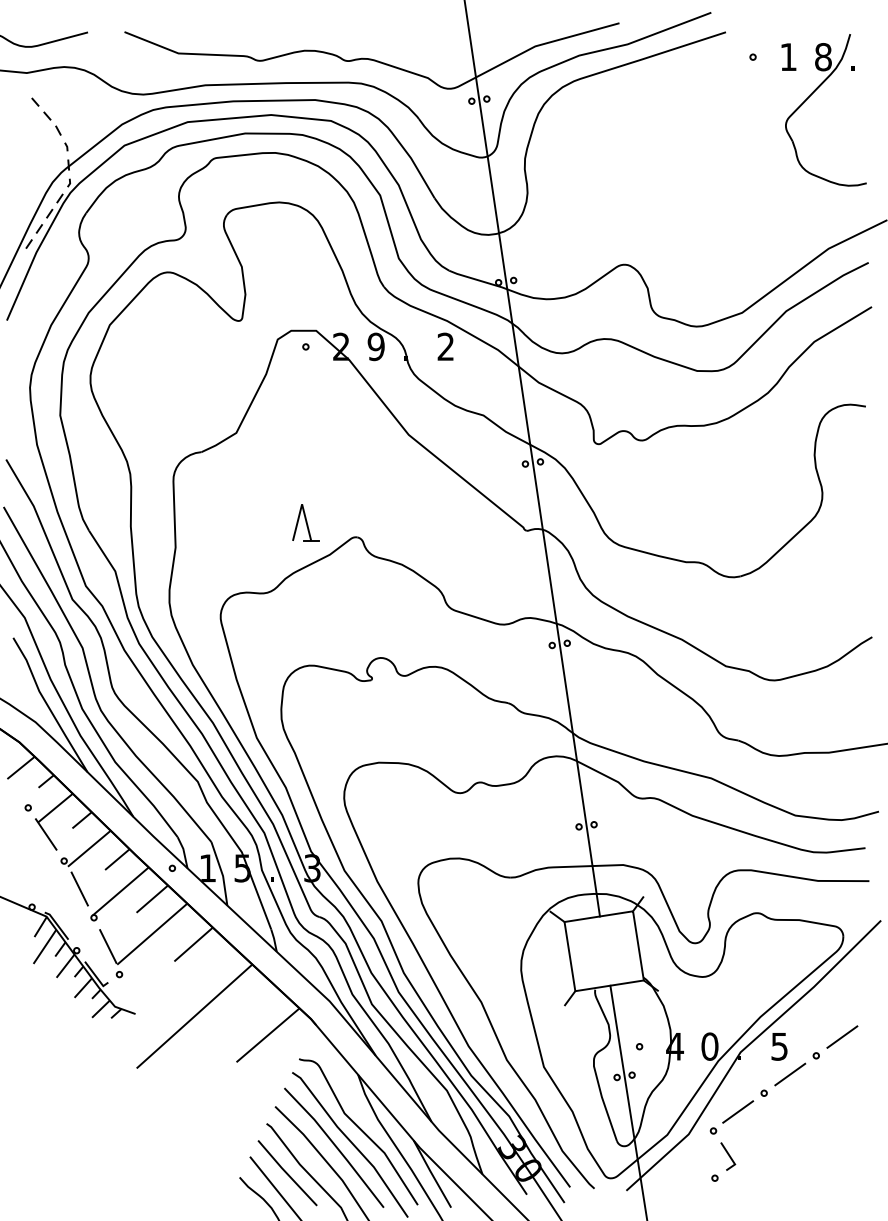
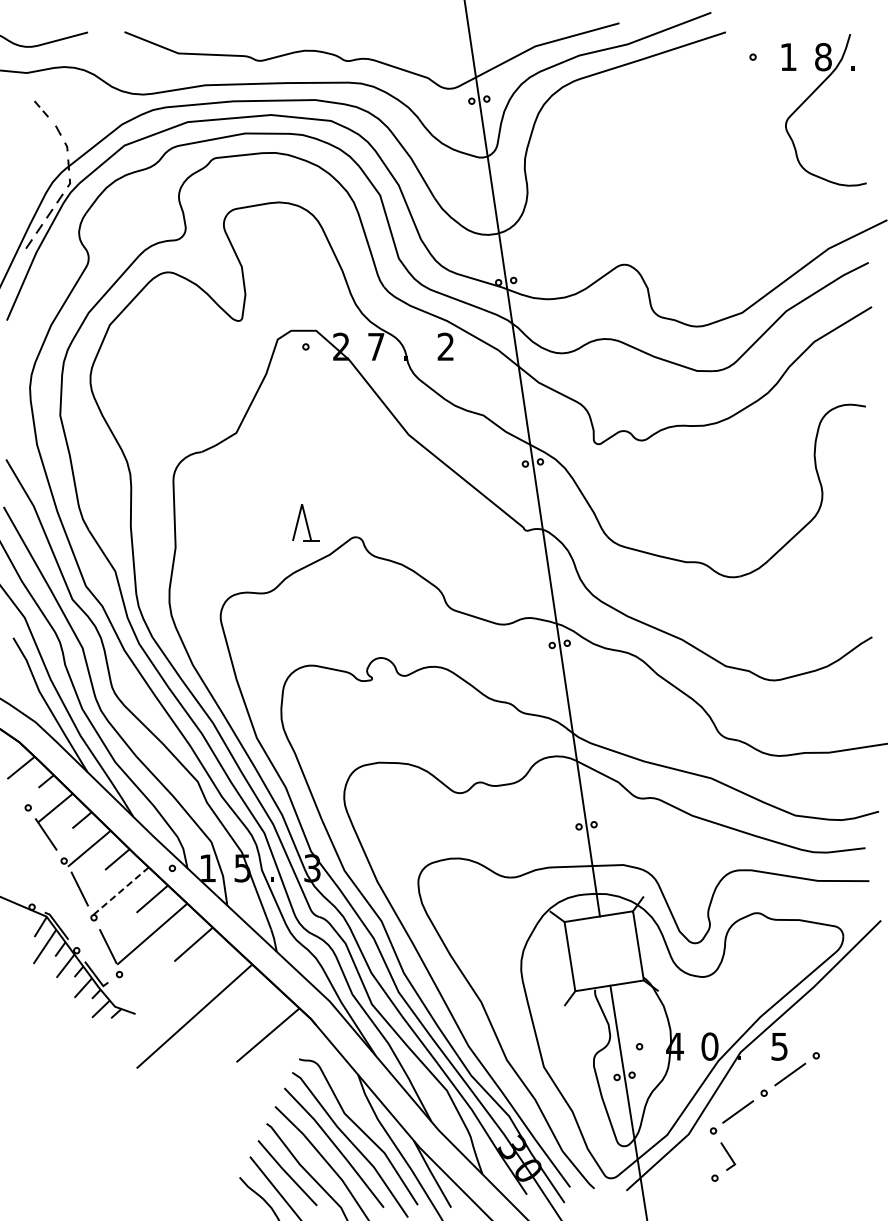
part size: 21x24 px -> 15x18 px (41, 108)
text: 9 -> 7 (375, 346)
line: solid -> dashed (120, 891)
line: present -> none (842, 1036)
